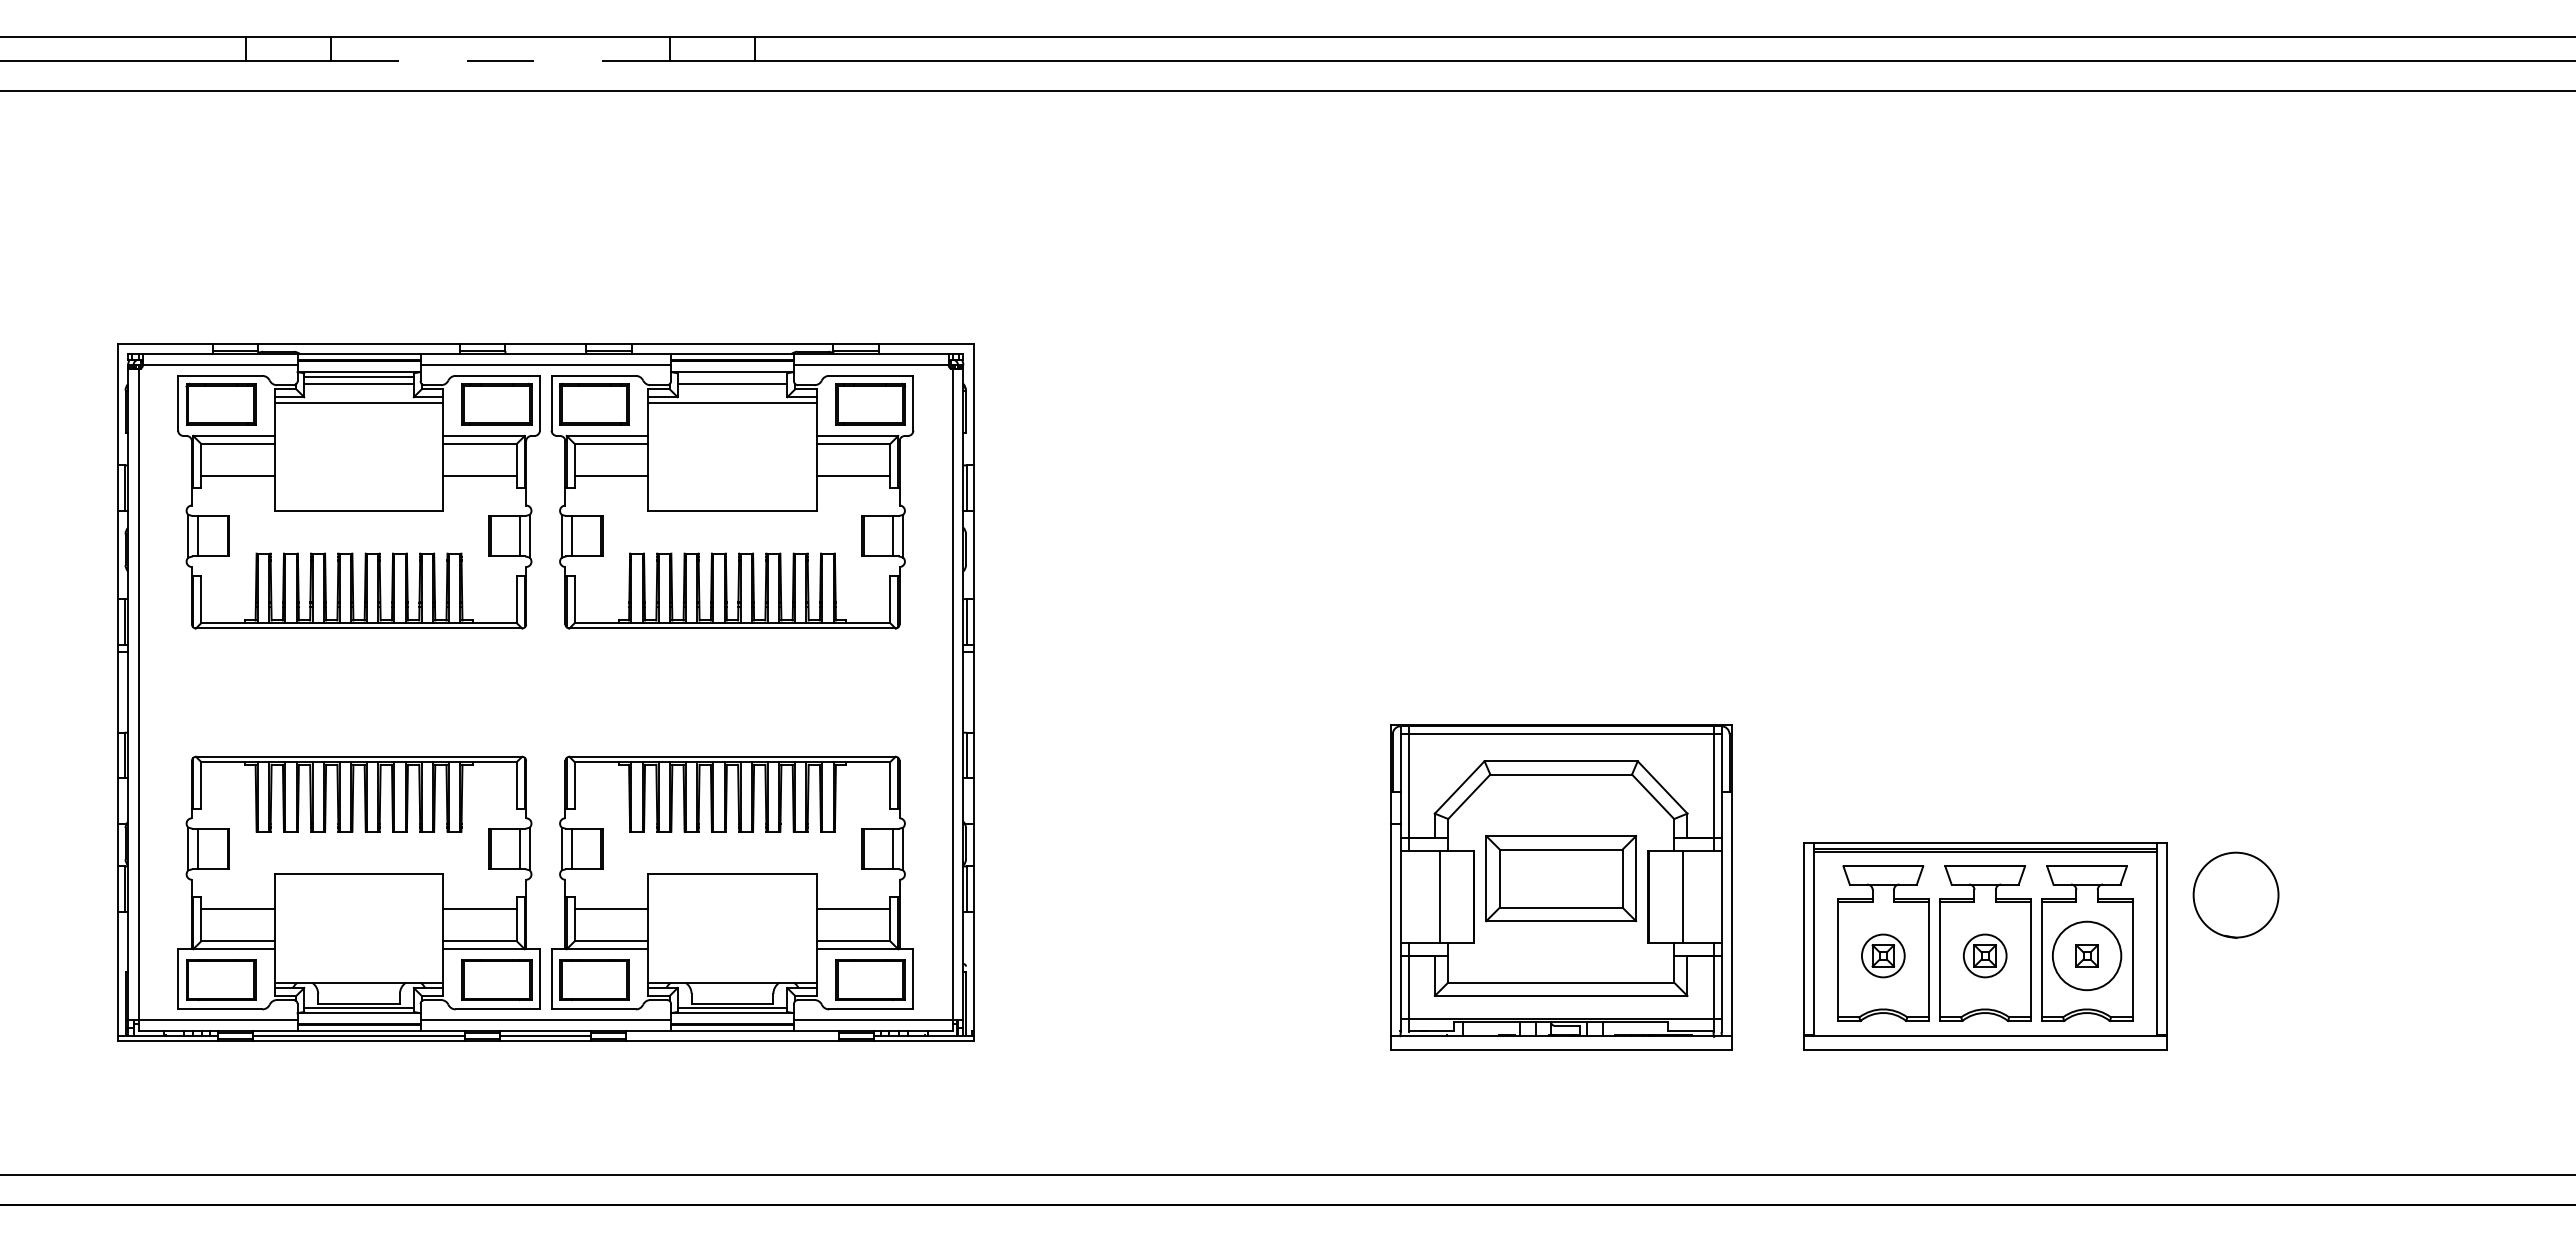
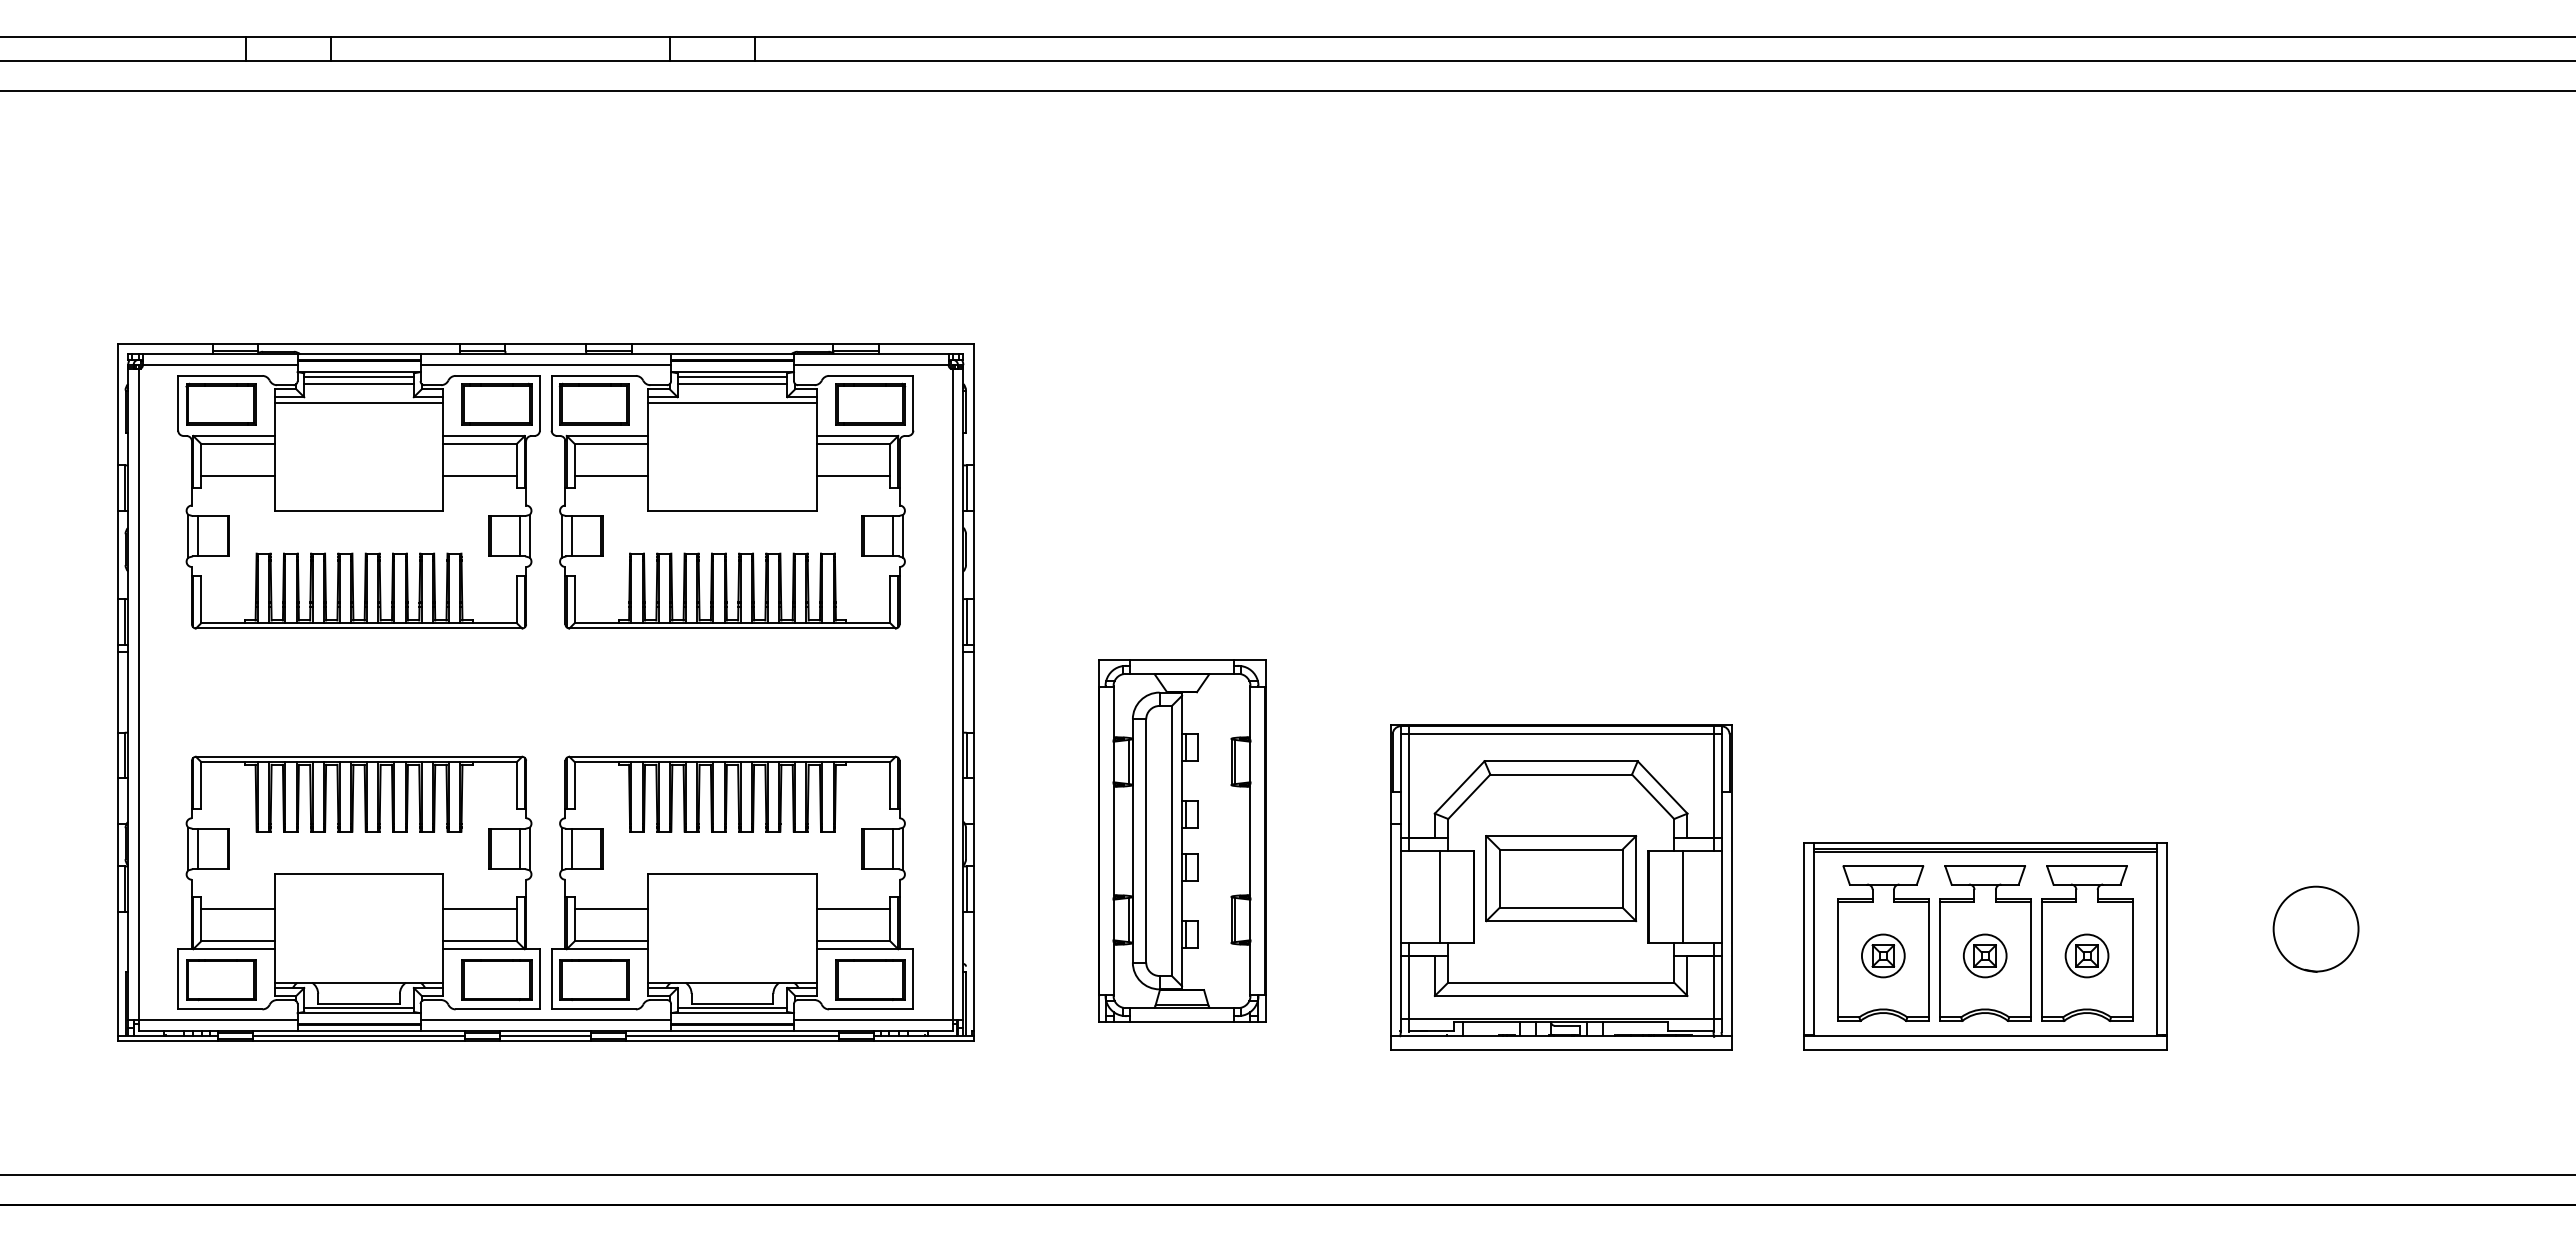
line: dashed -> solid (500, 61)
line: none -> present (732, 377)
part: none -> present (1182, 840)
part position: (2235, 894) -> (2315, 928) (2315, 928)
circle diameter: 68 px -> 43 px (2086, 955)
line: none -> present (732, 1036)
